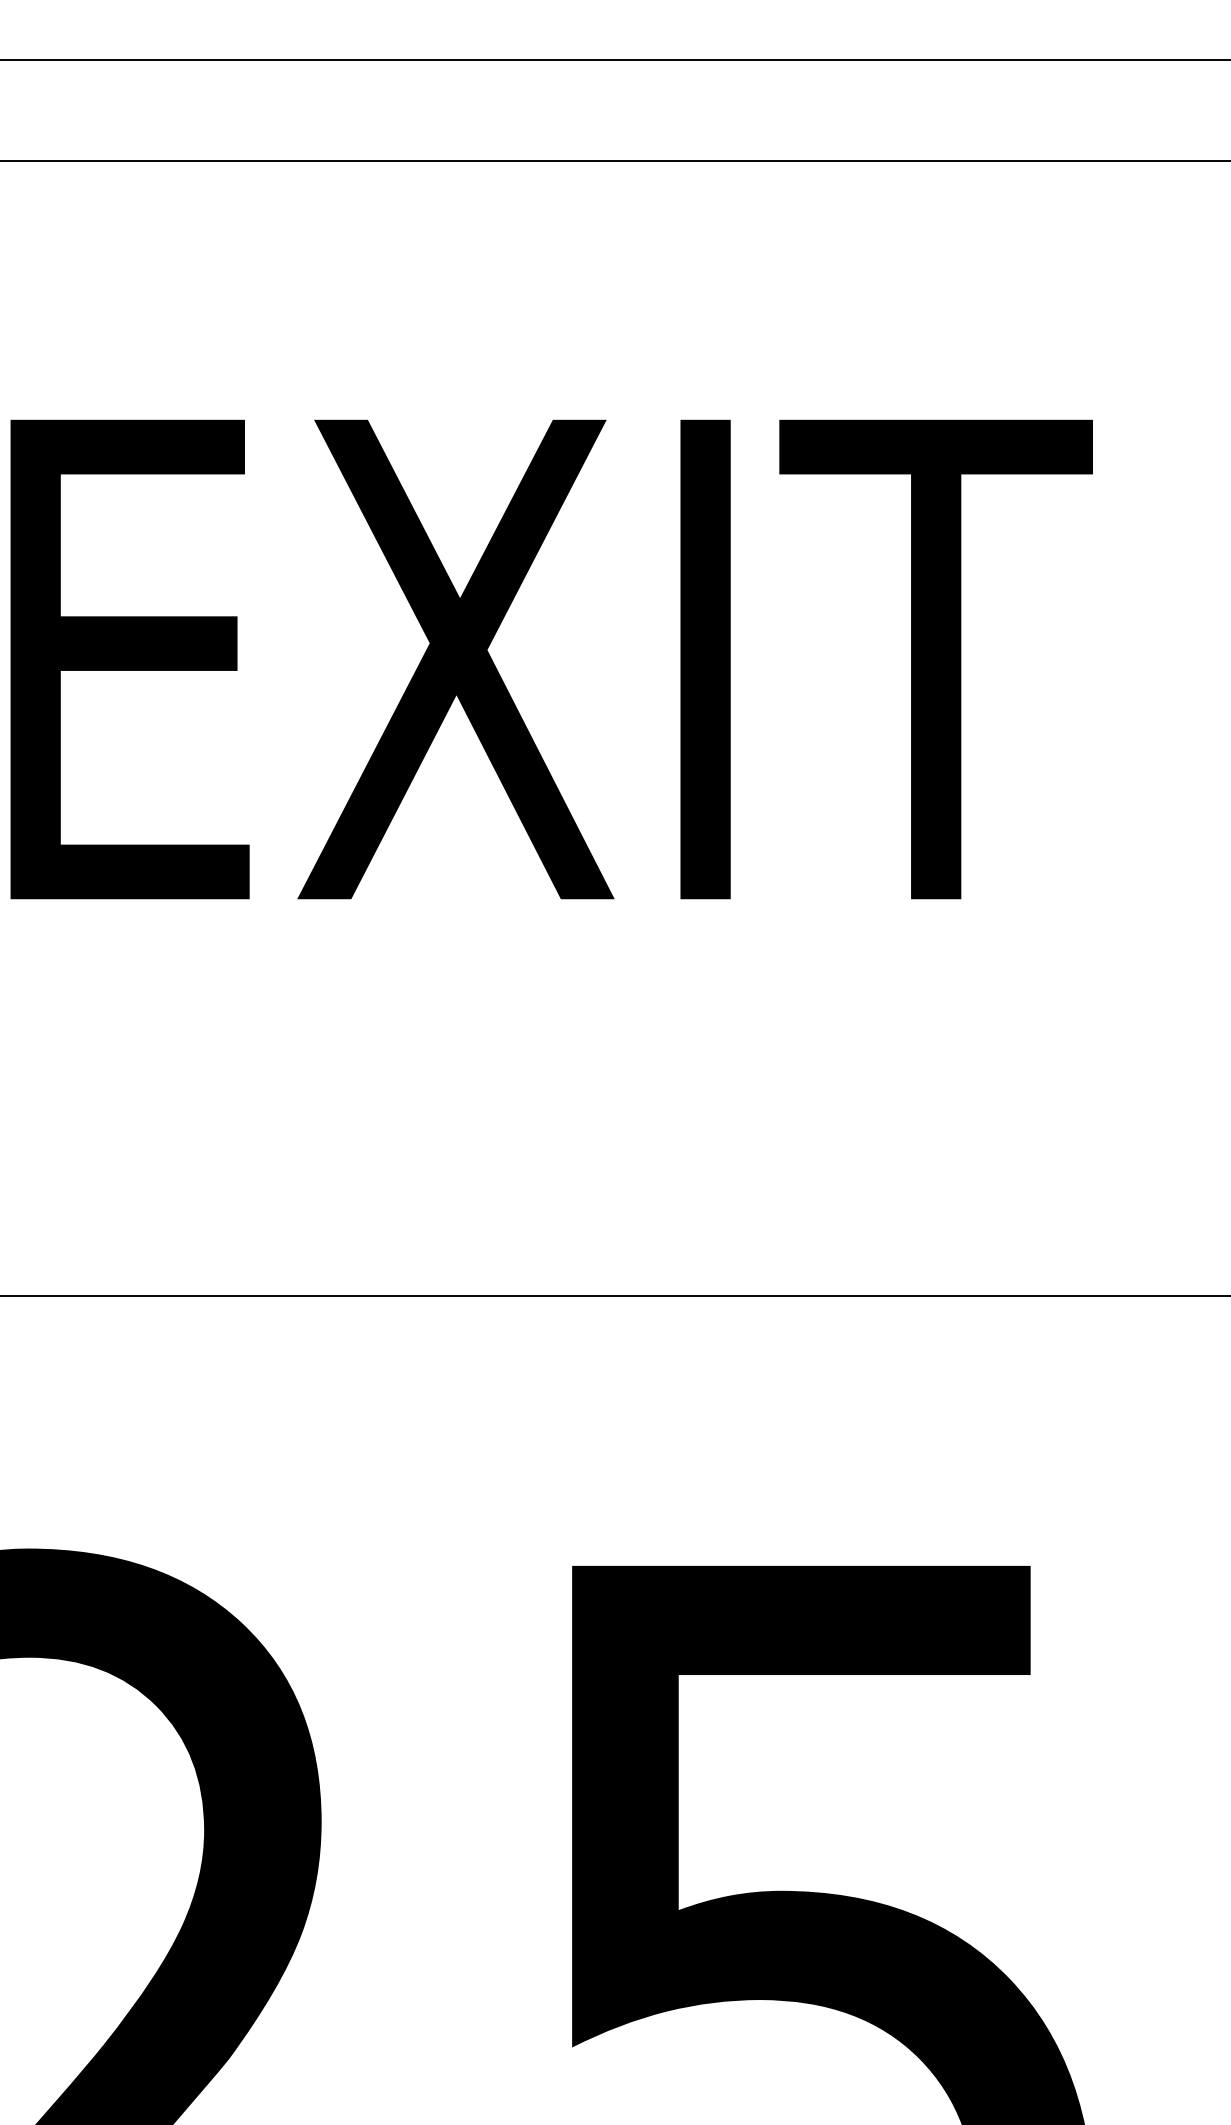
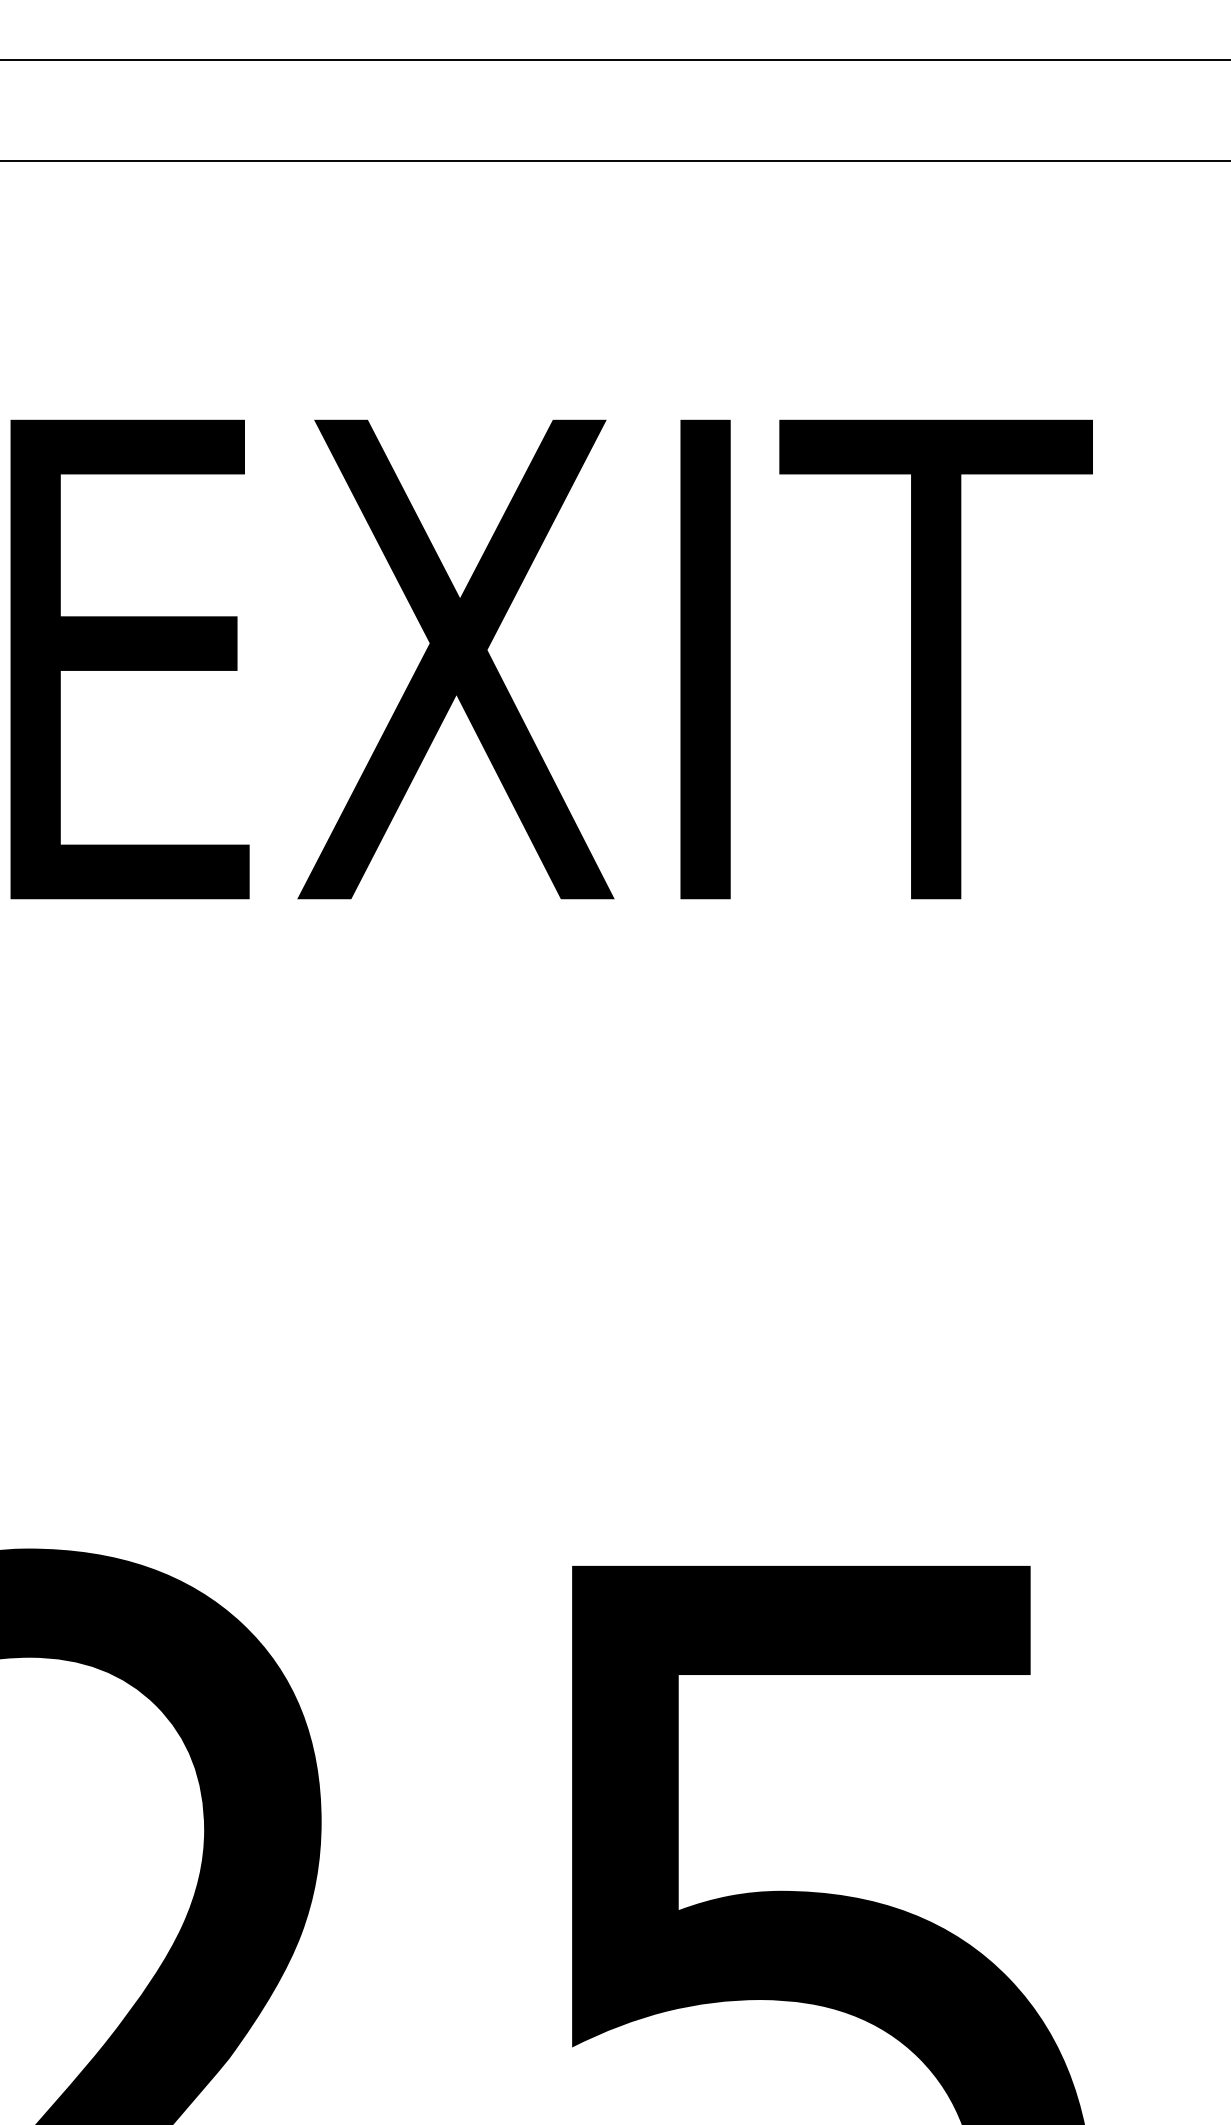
line: present -> none (614, 1296)
